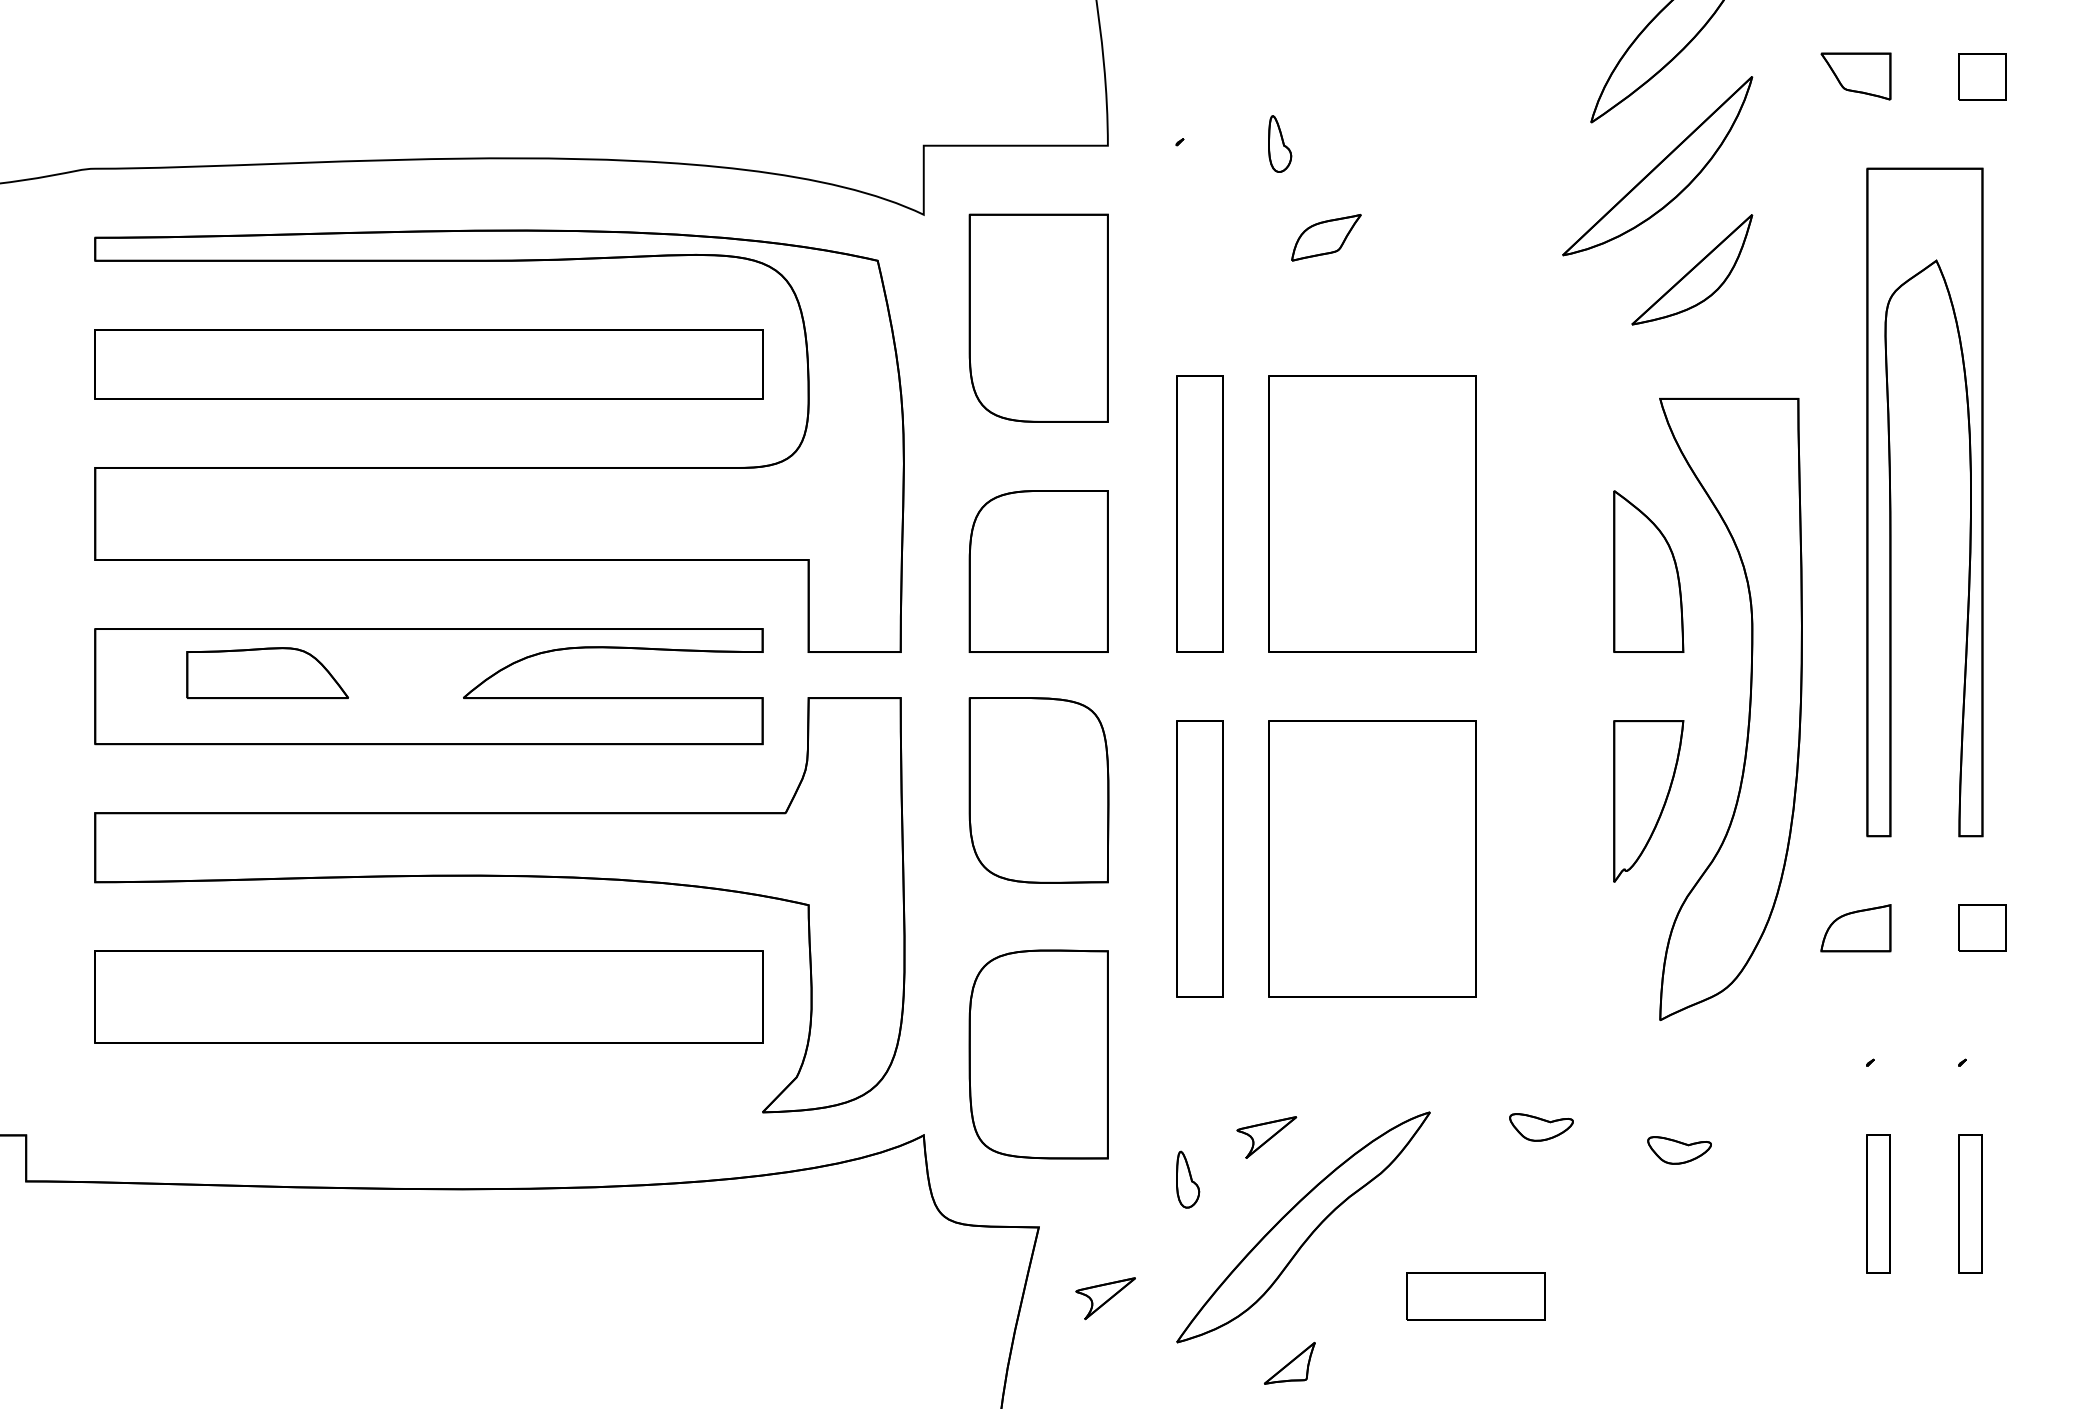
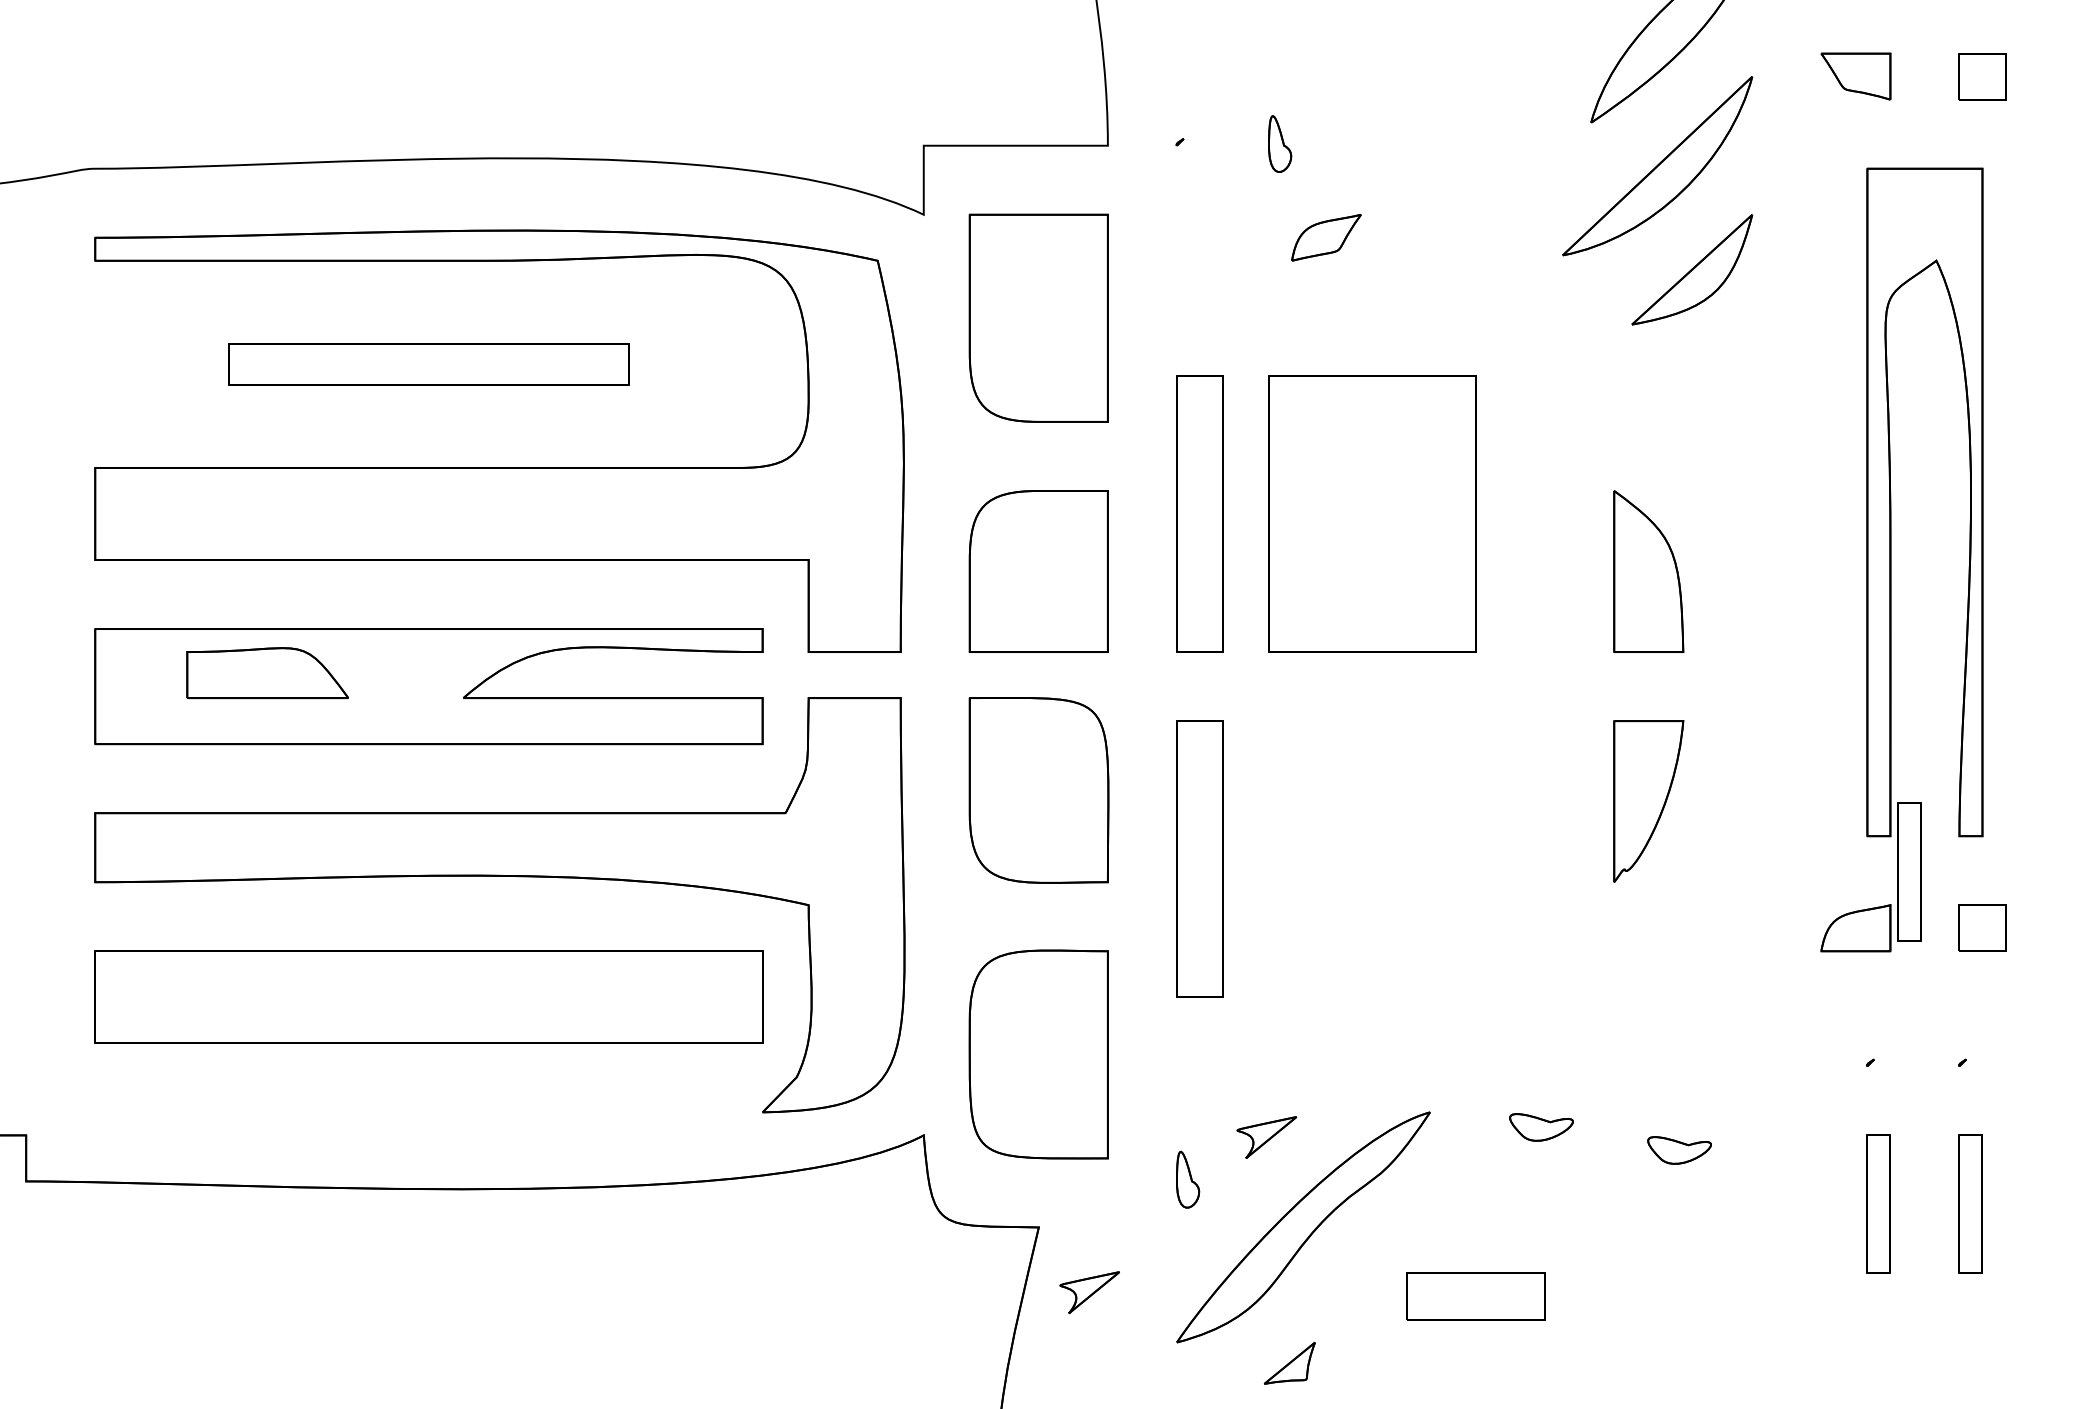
part size: 670x71 px -> 402x43 px (428, 364)
part: present -> none (1748, 711)
part: present -> none (1372, 858)
part: none -> present (1909, 871)
part position: (1105, 1298) -> (1089, 1292) (1089, 1292)
